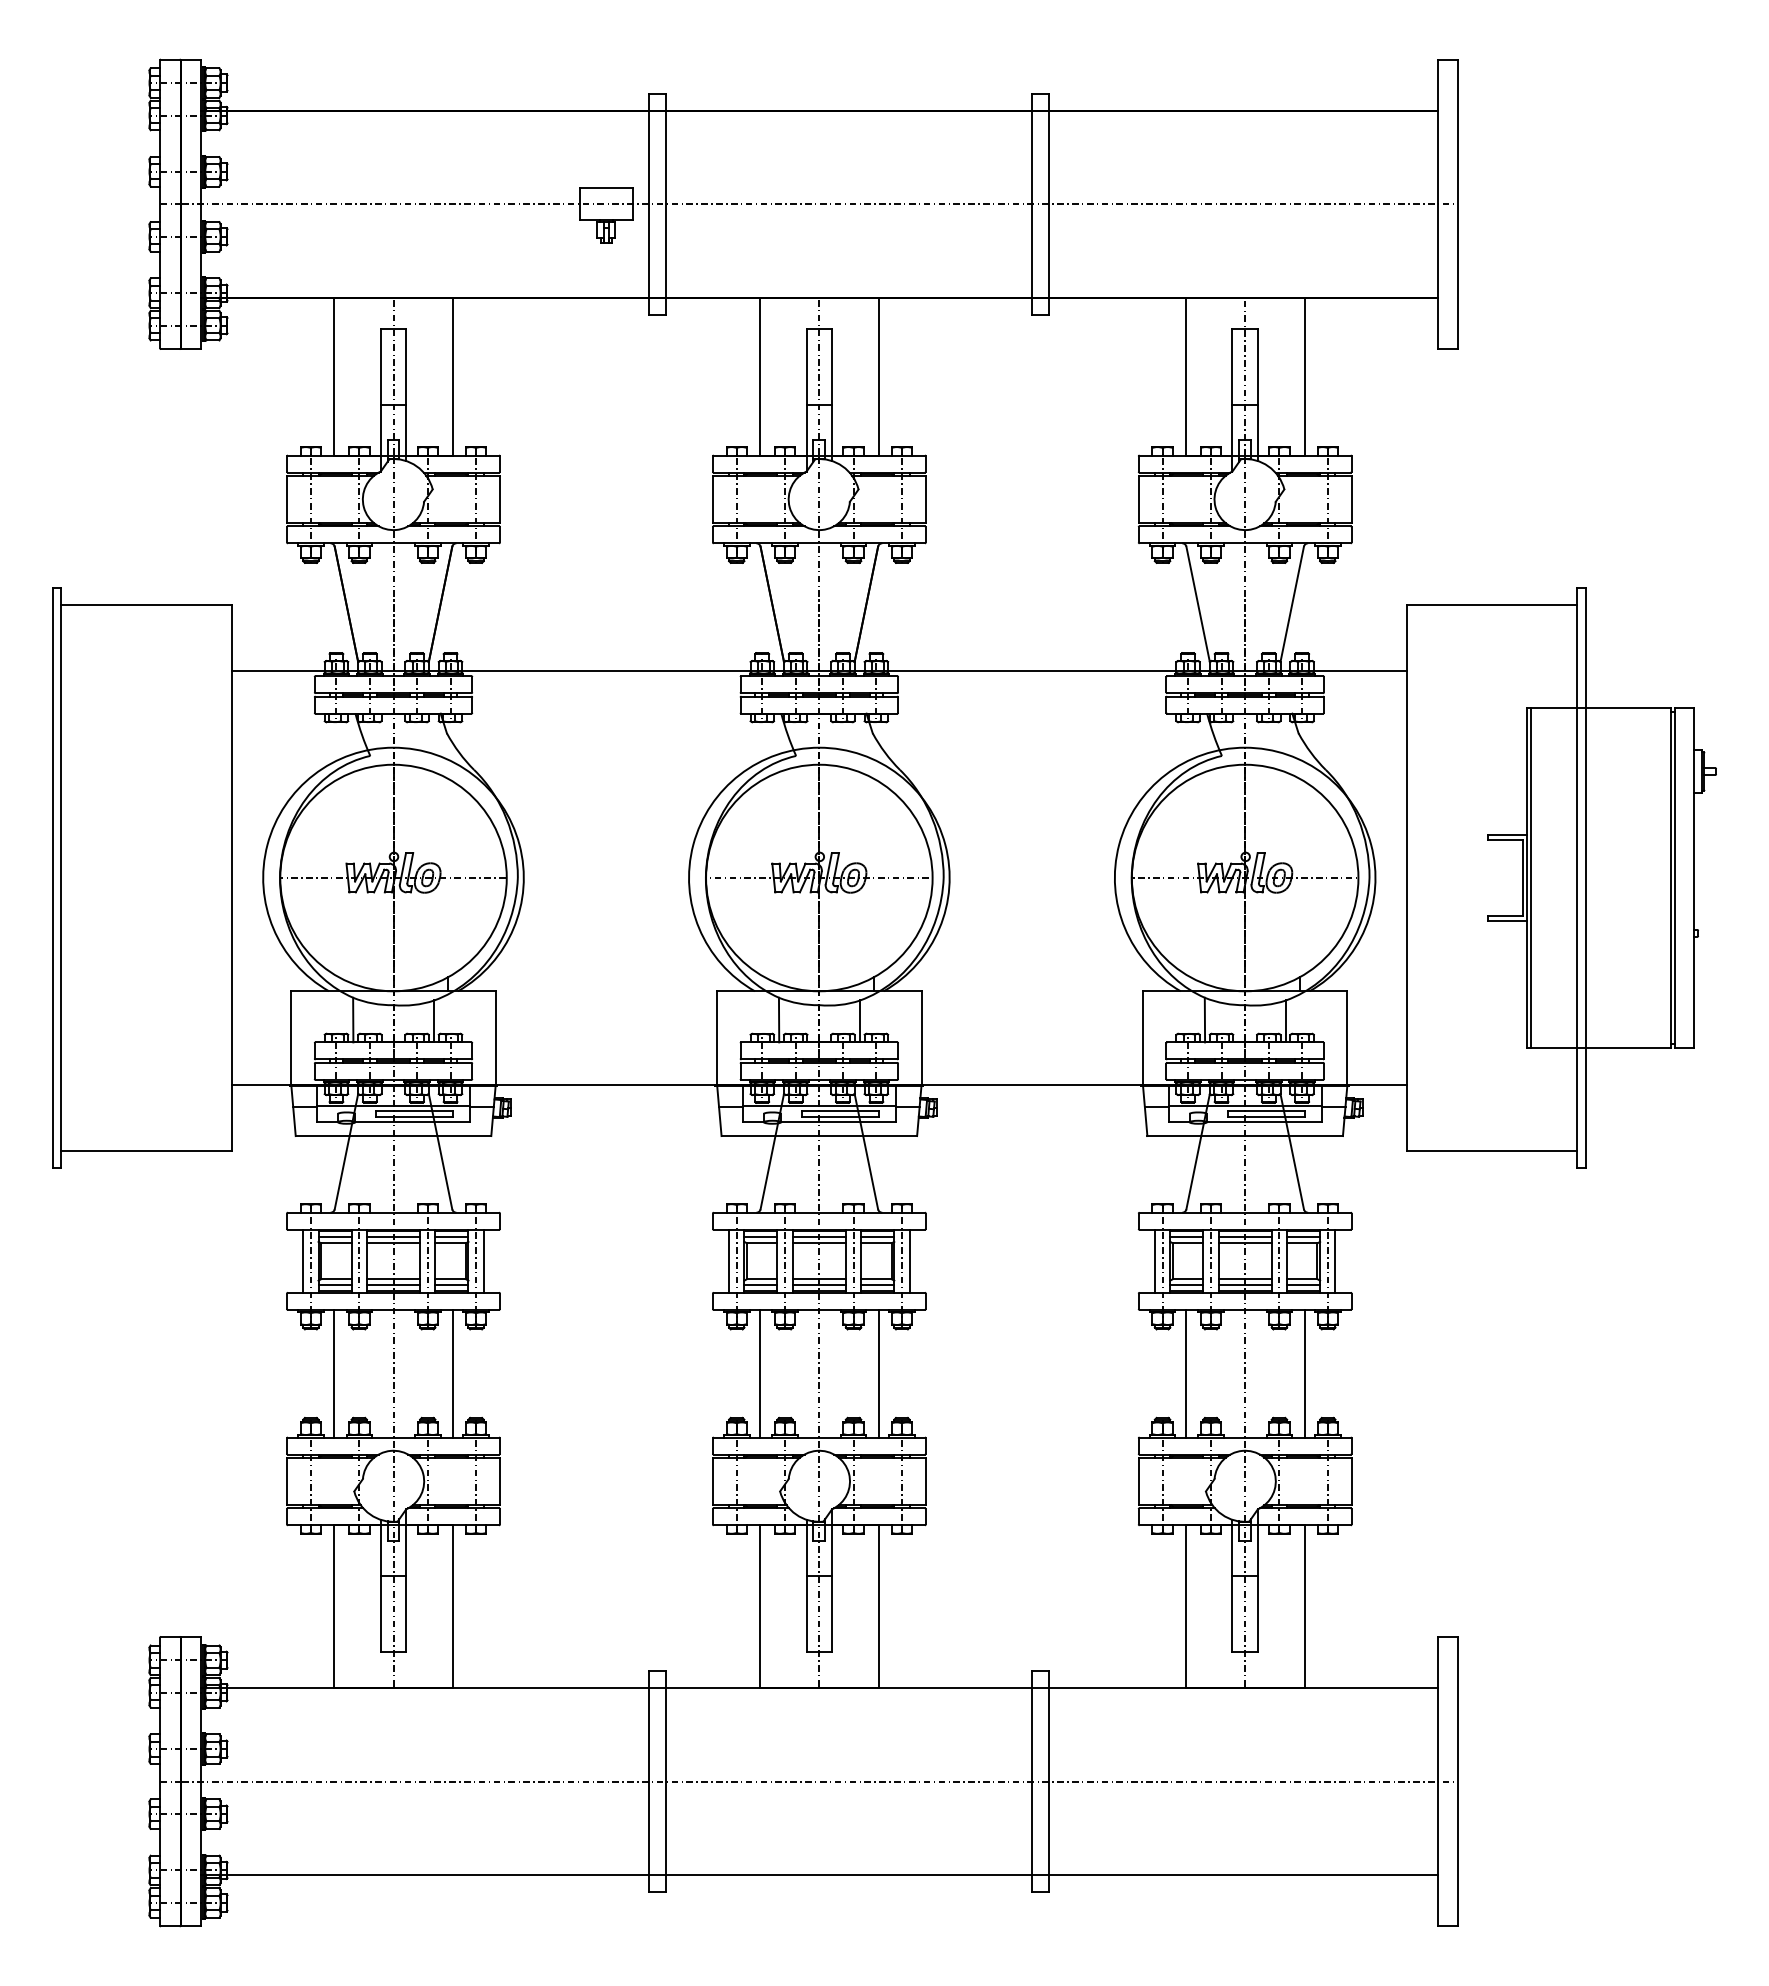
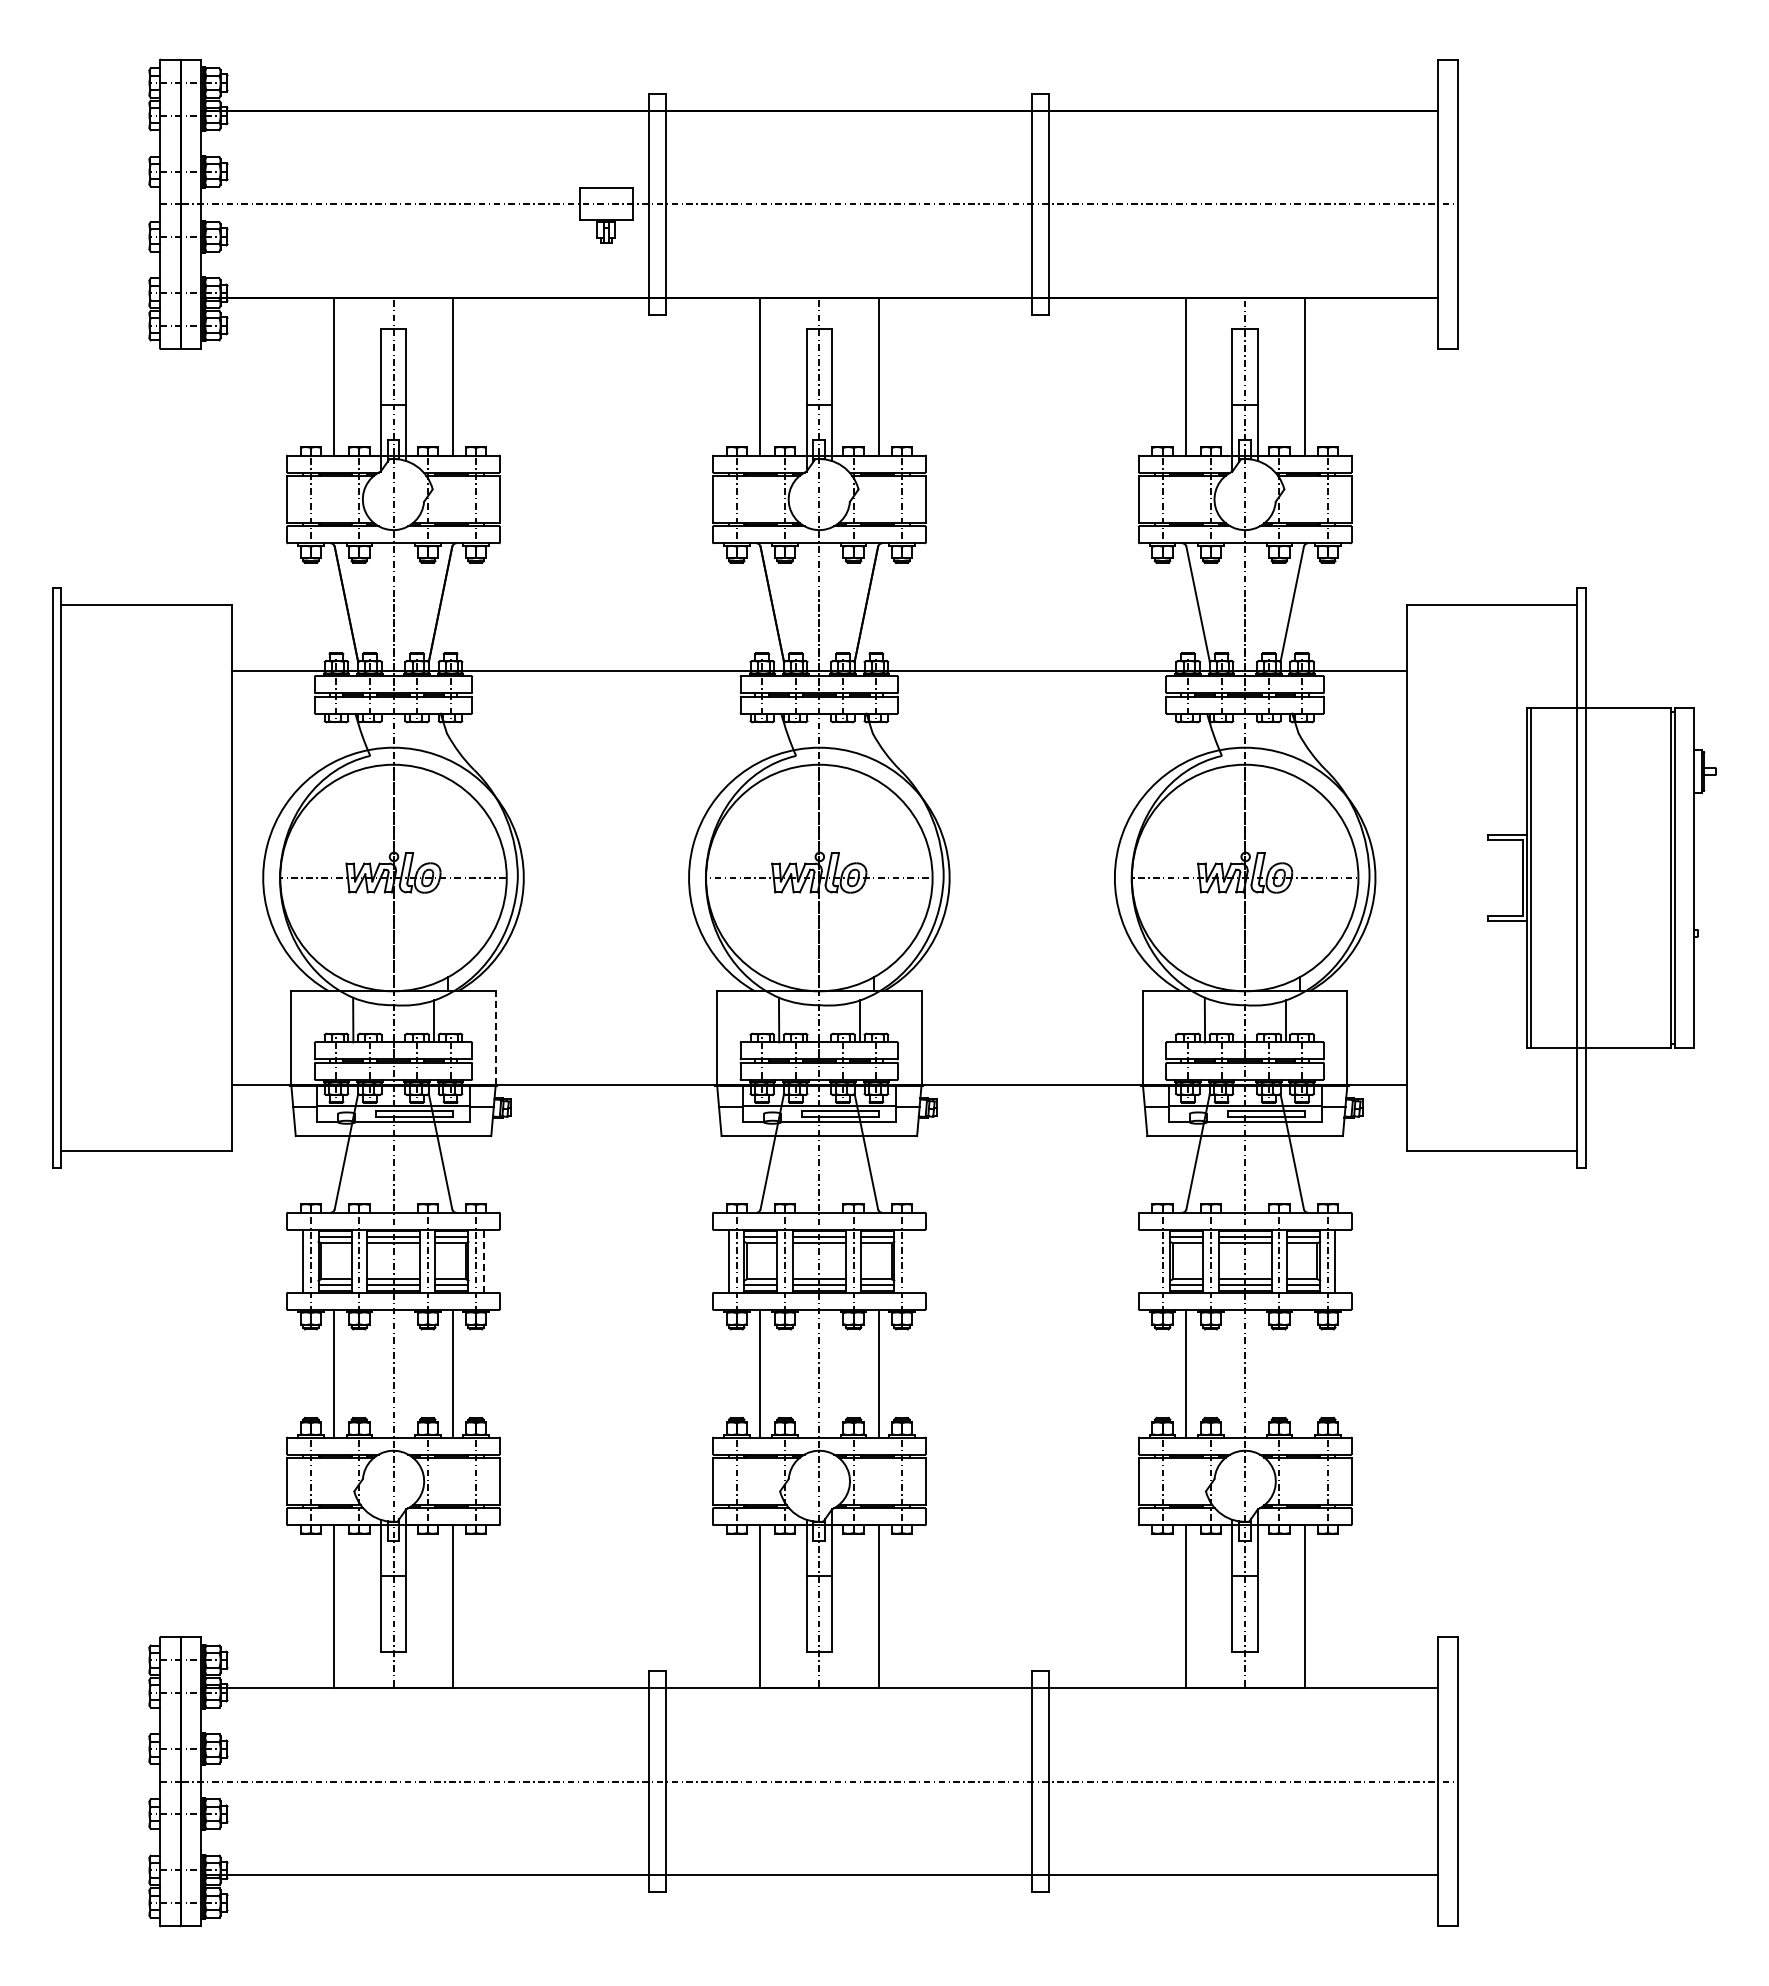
line: solid -> dashed (495, 1037)
line: present -> none (909, 1260)
line: present -> none (1154, 1260)
line: solid -> dashed (483, 1261)
line: present -> none (1304, 1373)
